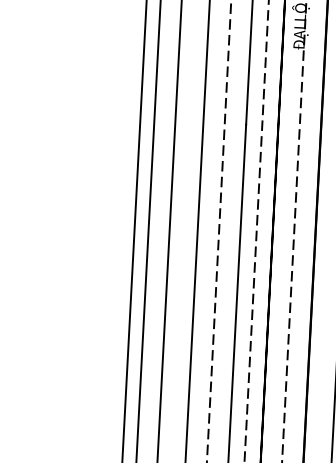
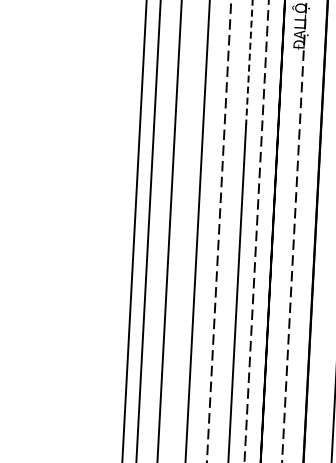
line: solid -> dashed (249, 62)
